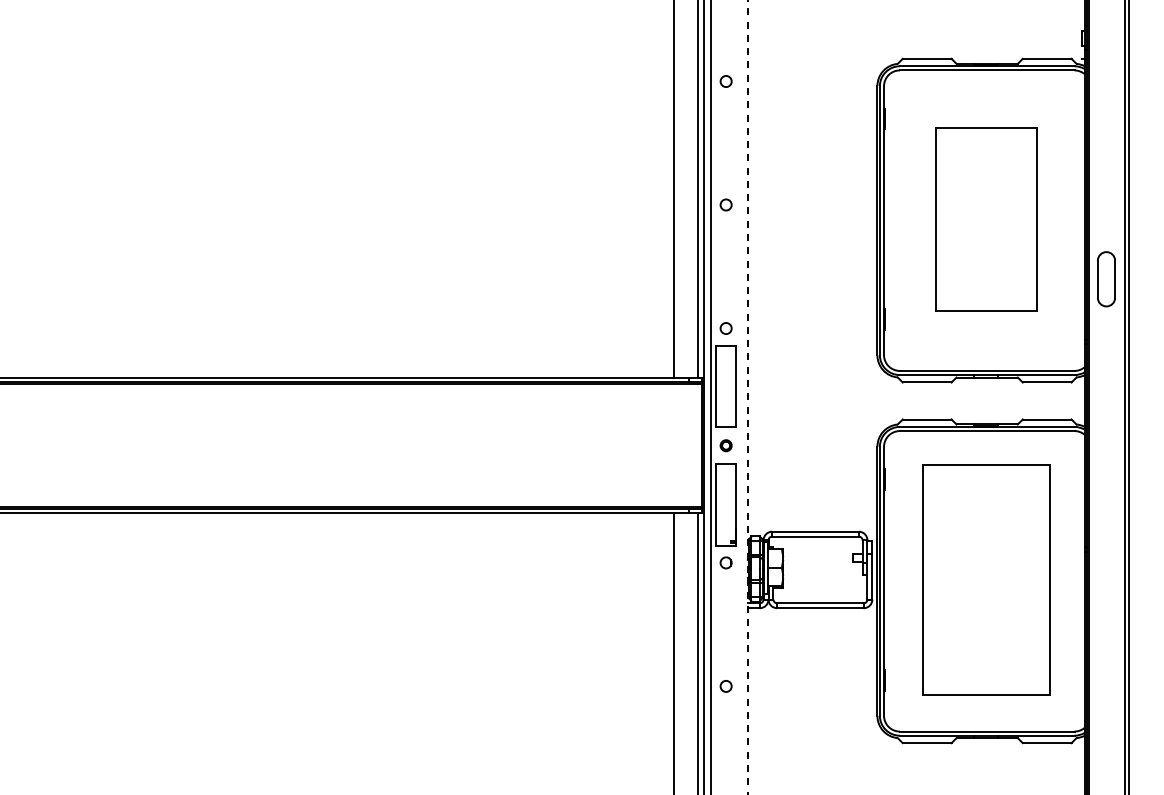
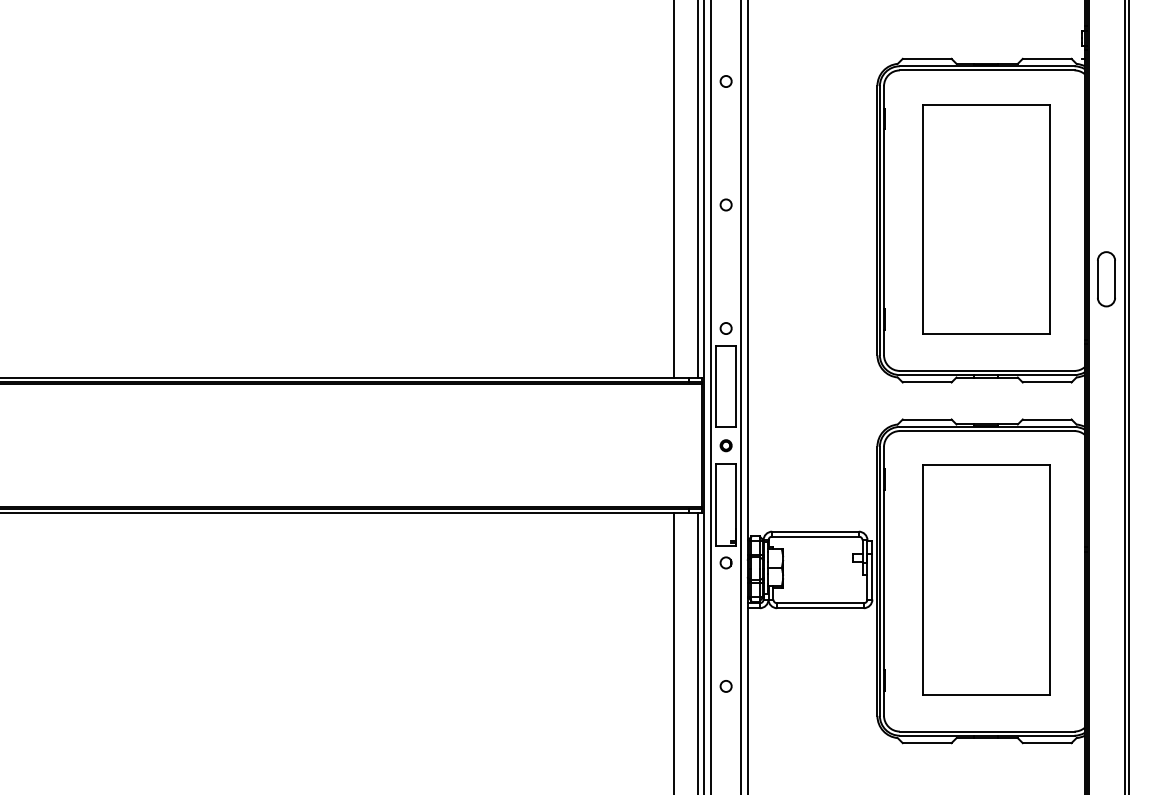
part size: 103x185 px -> 129x231 px (986, 219)
line: none -> present (740, 396)
line: dashed -> solid (747, 397)
